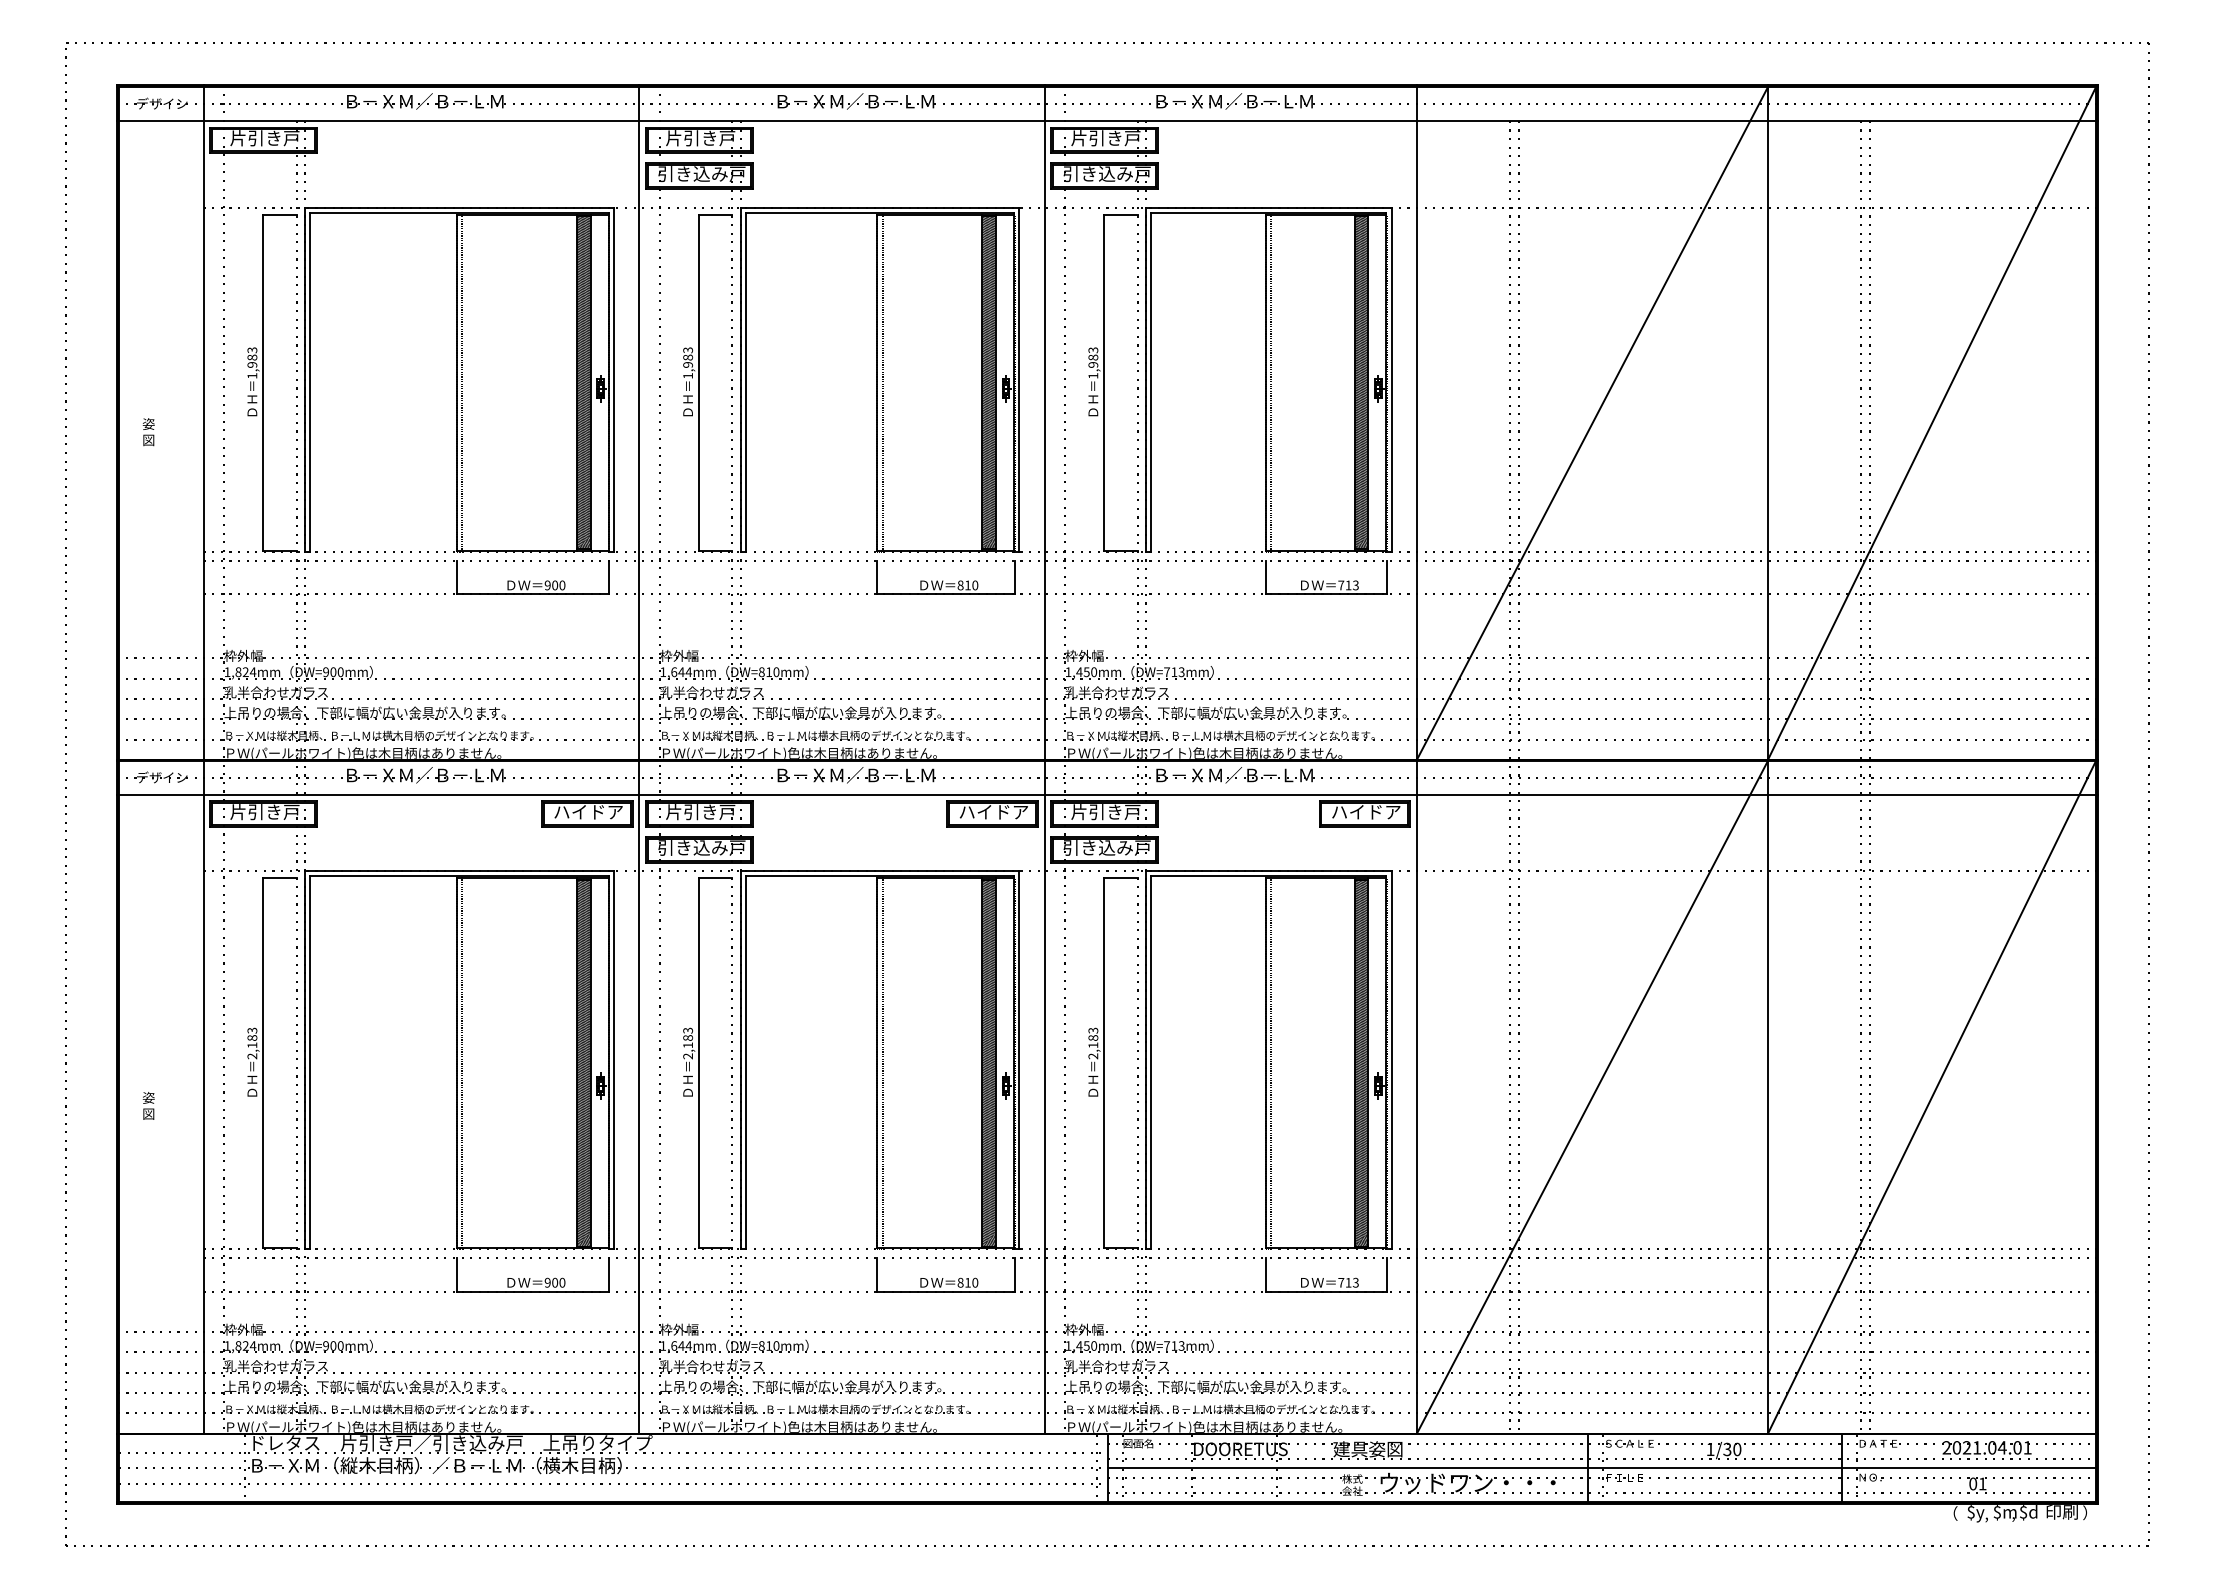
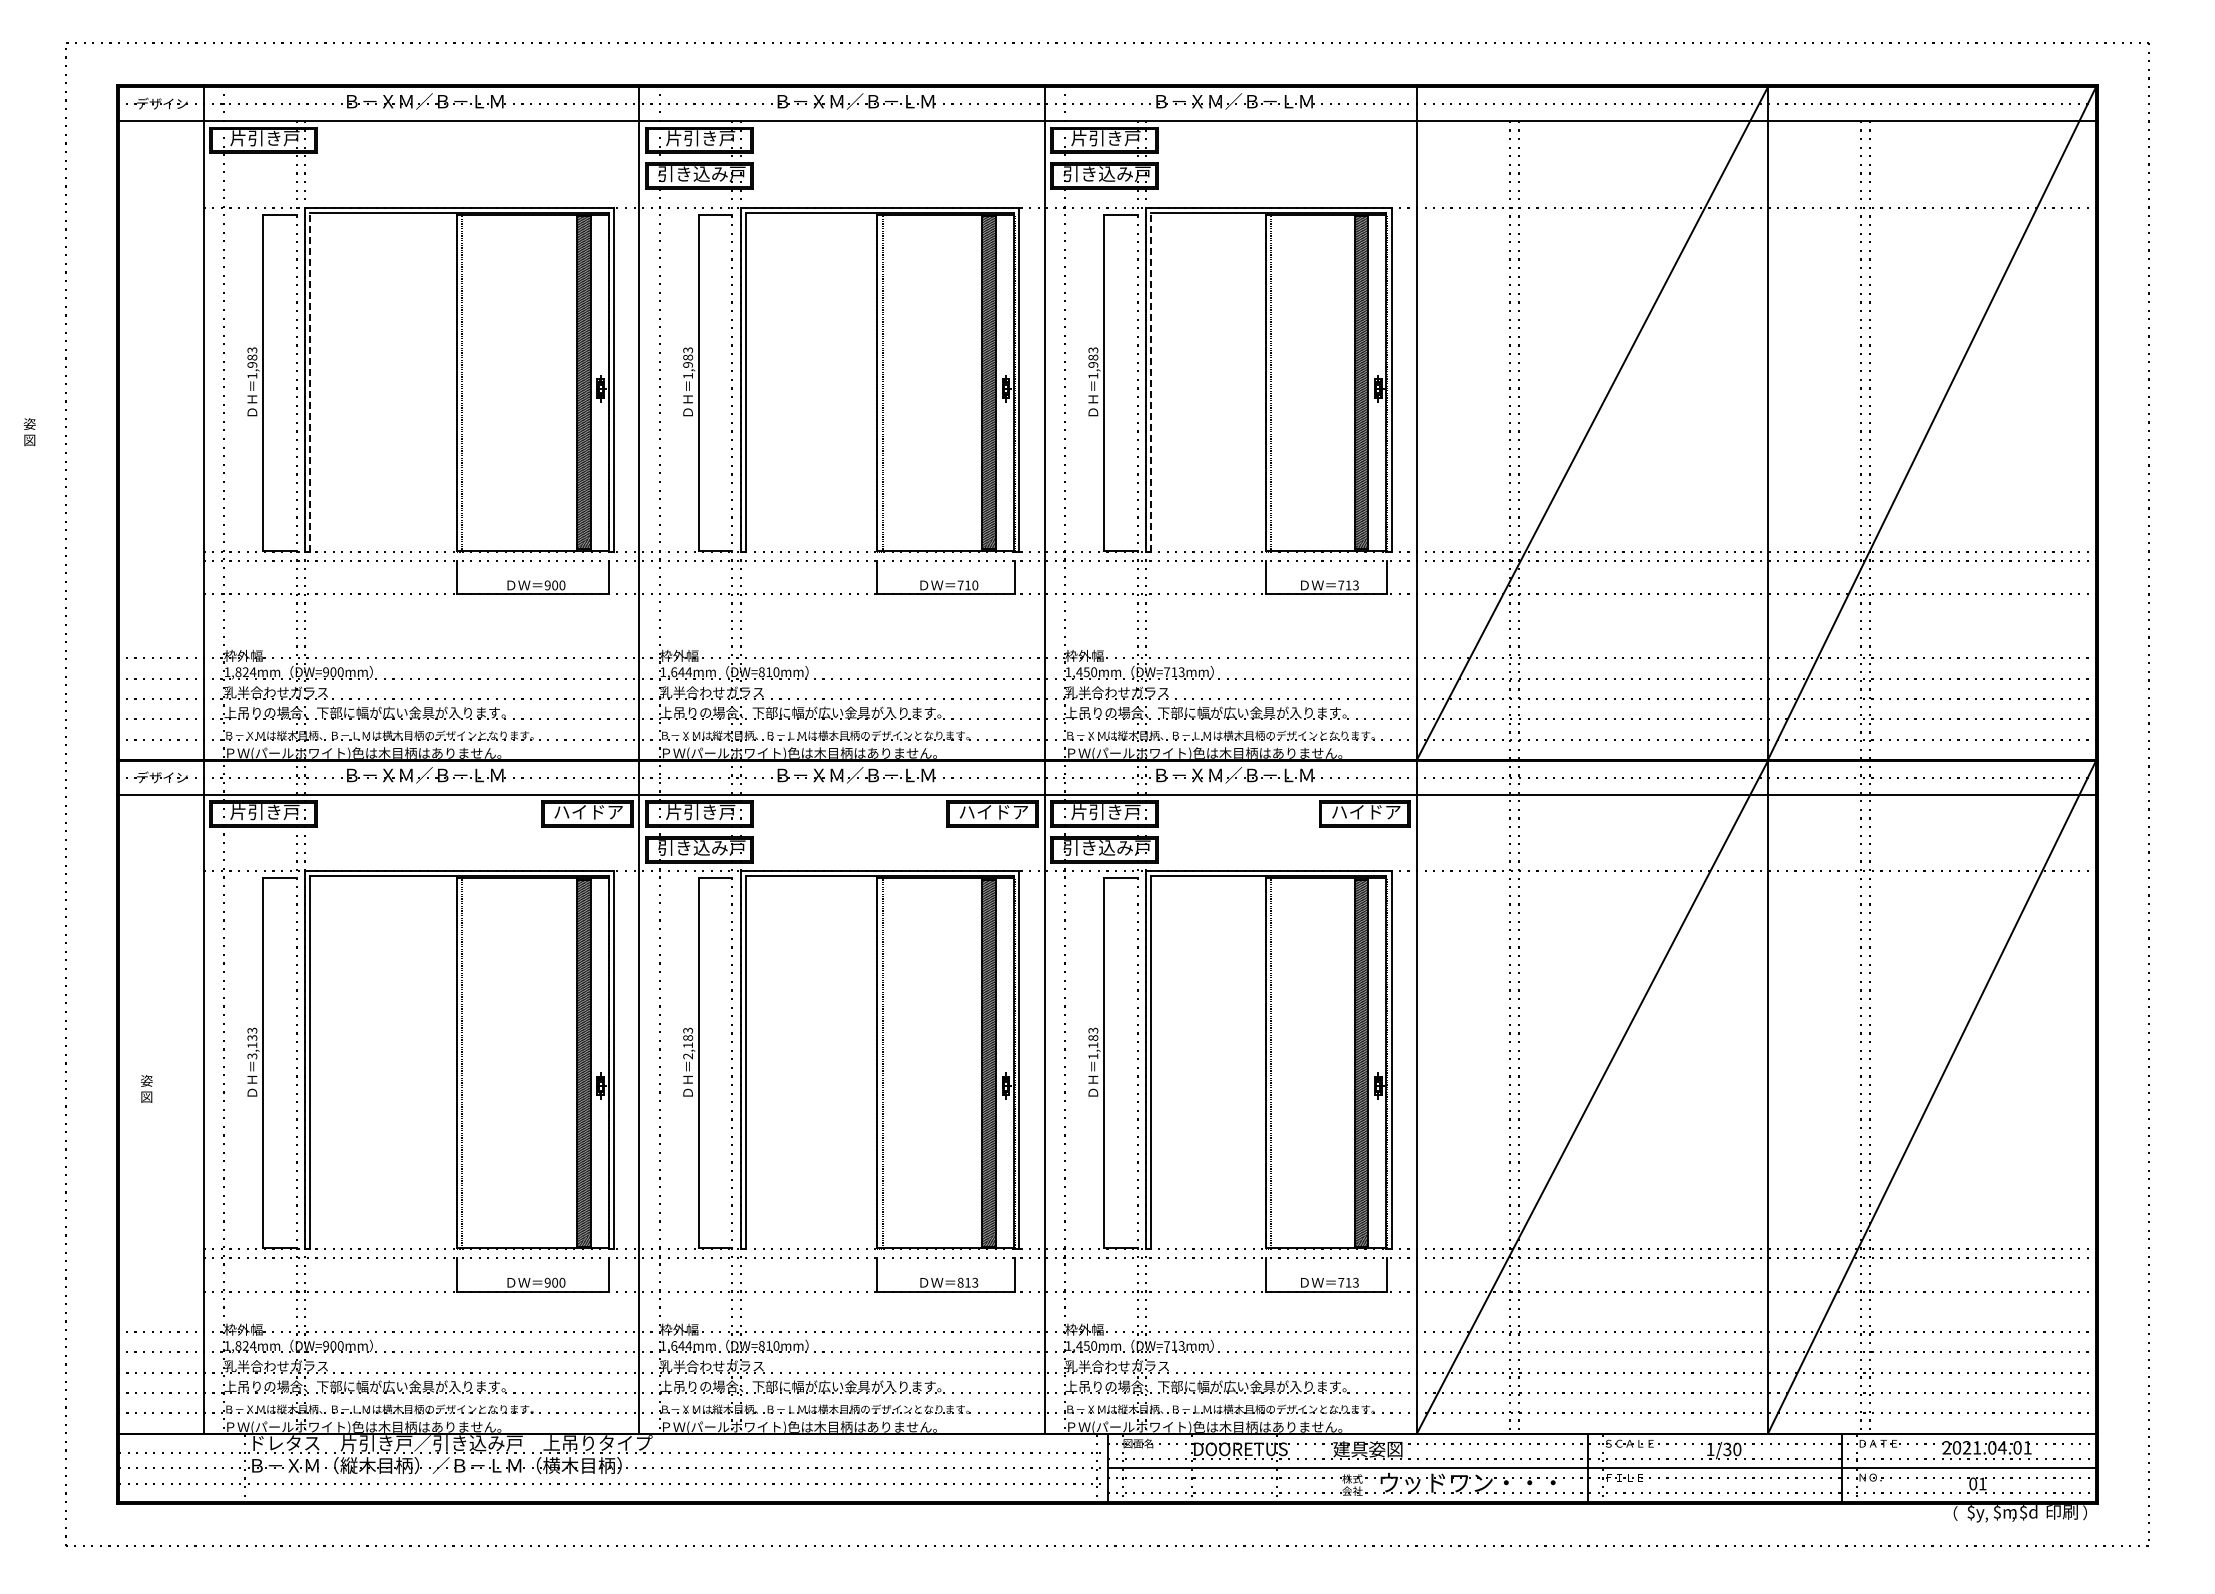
line: solid -> dashed (310, 382)
line: solid -> dashed (1151, 382)
text position: (148, 432) -> (29, 432) (29, 432)
text: 810 -> 710 (960, 585)
text: 2,183 -> 3,133 (252, 1047)
text: 2,183 -> 1,183 (1092, 1056)
text position: (148, 1105) -> (146, 1088) (146, 1088)
text: 810 -> 813 (975, 1282)
